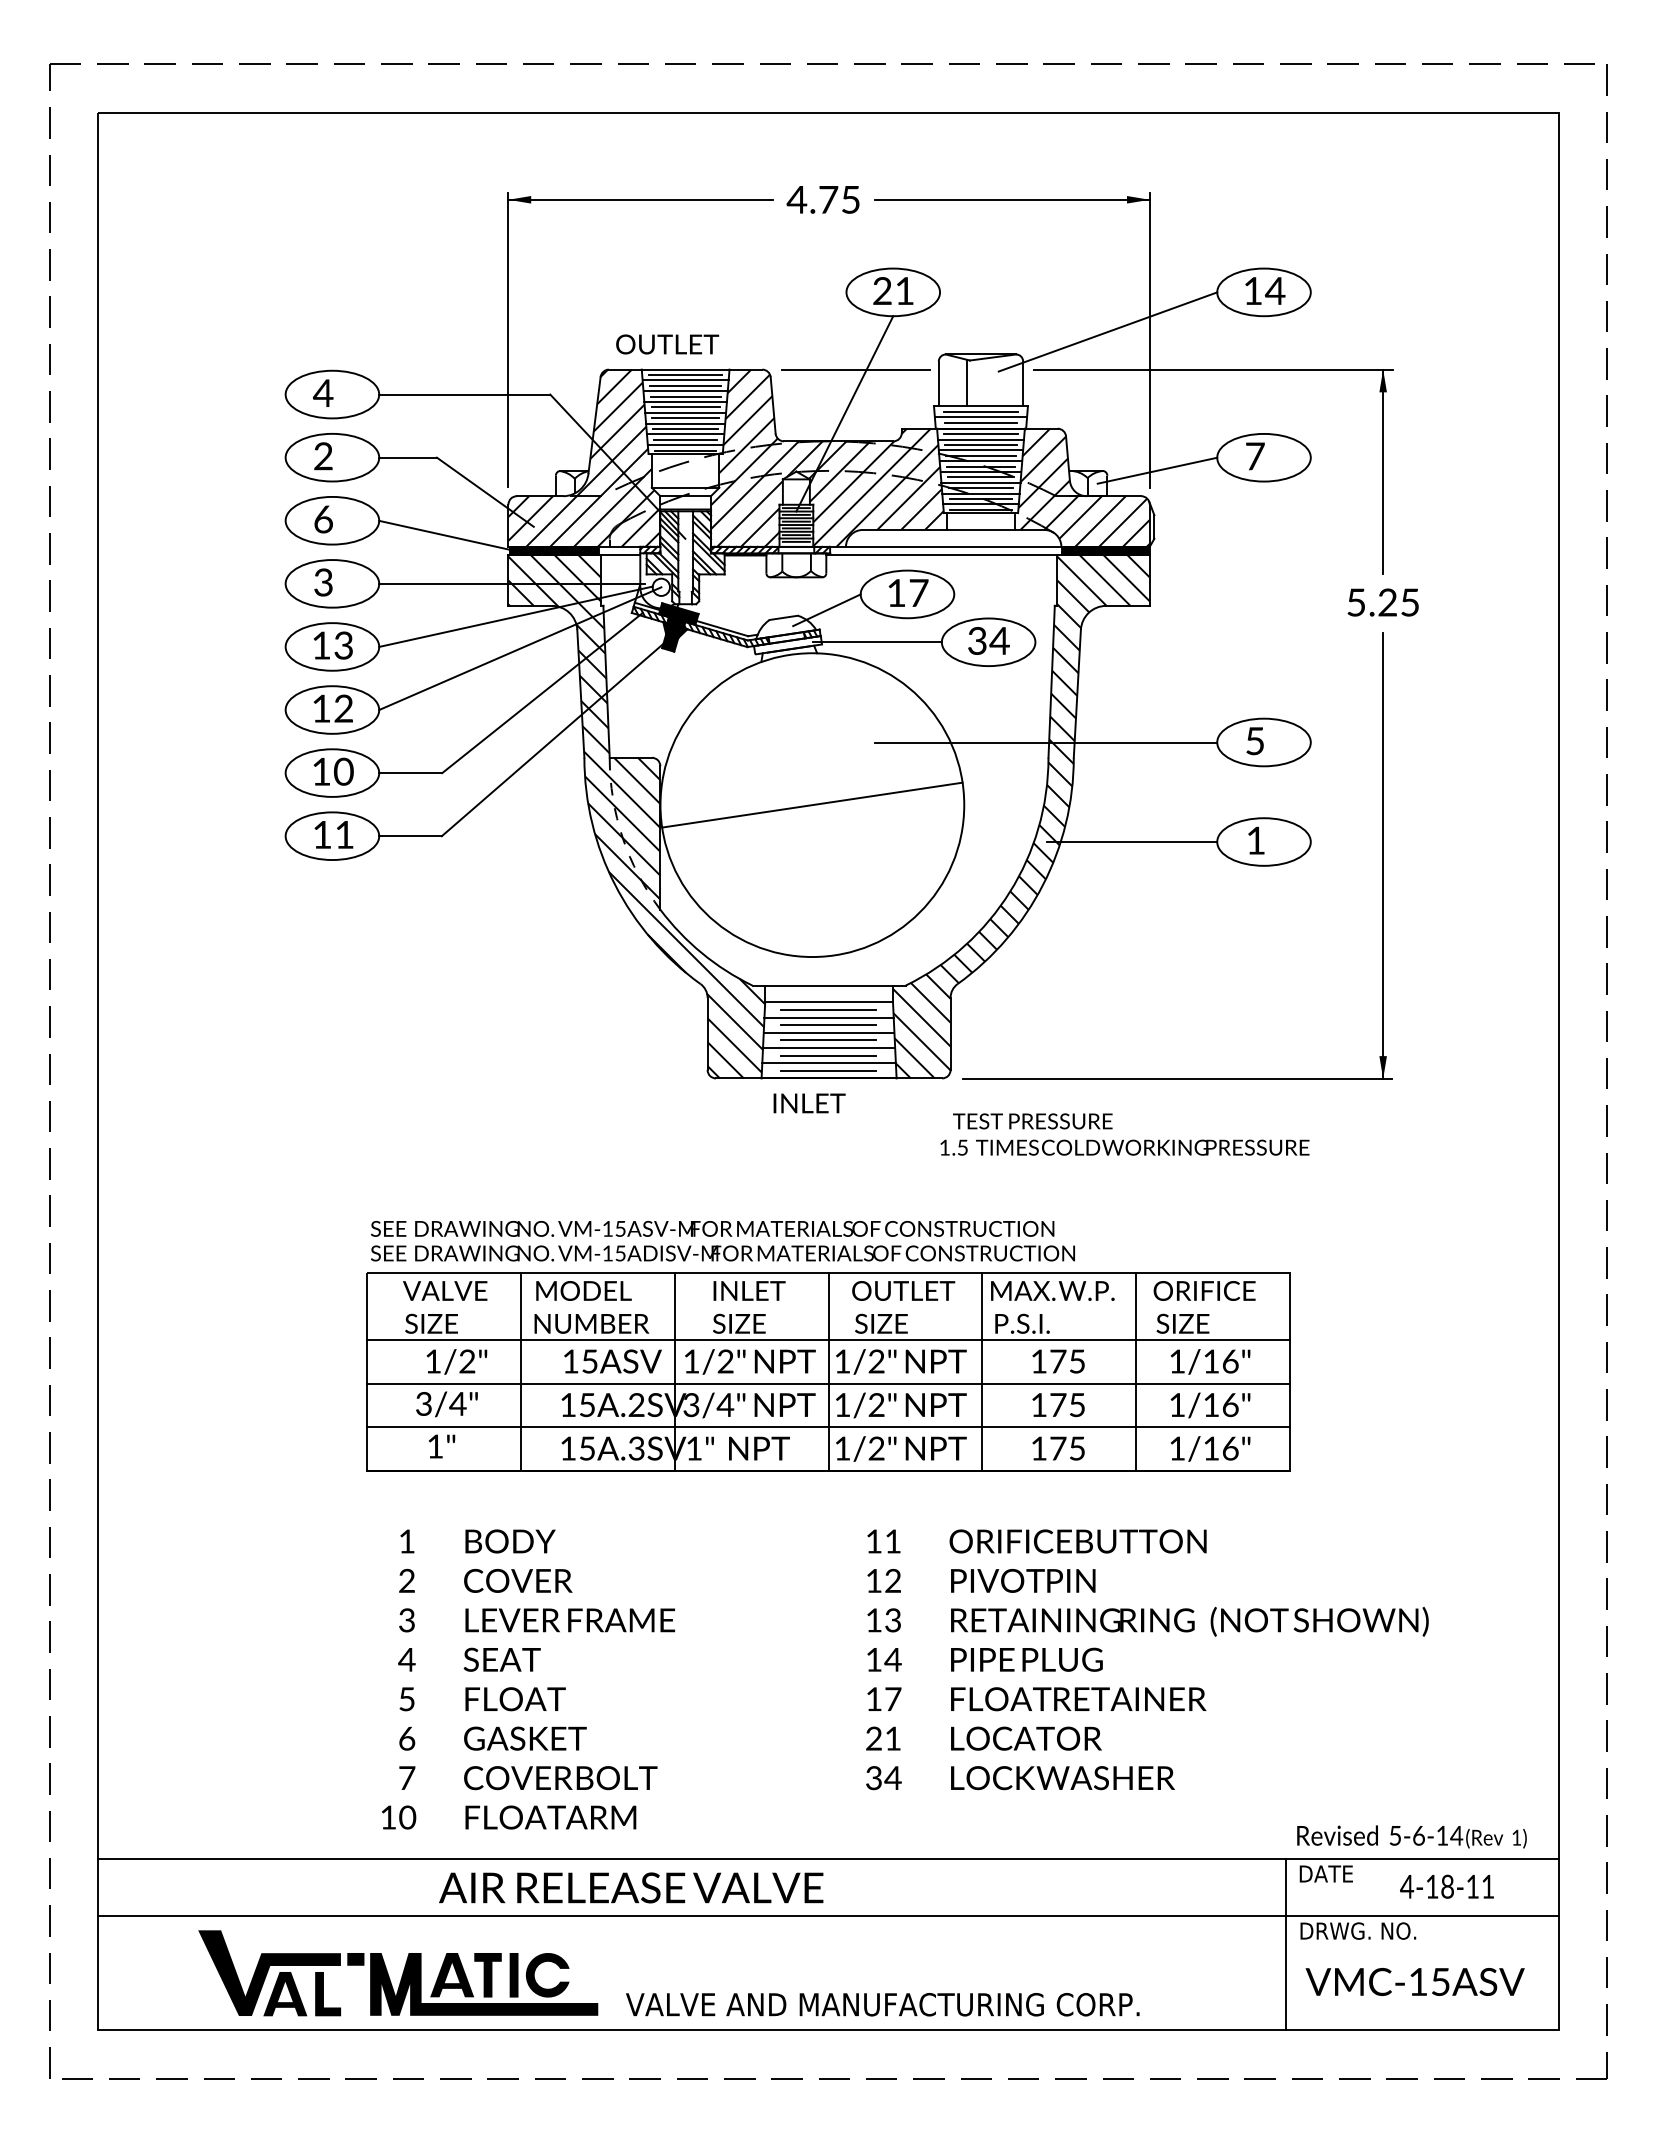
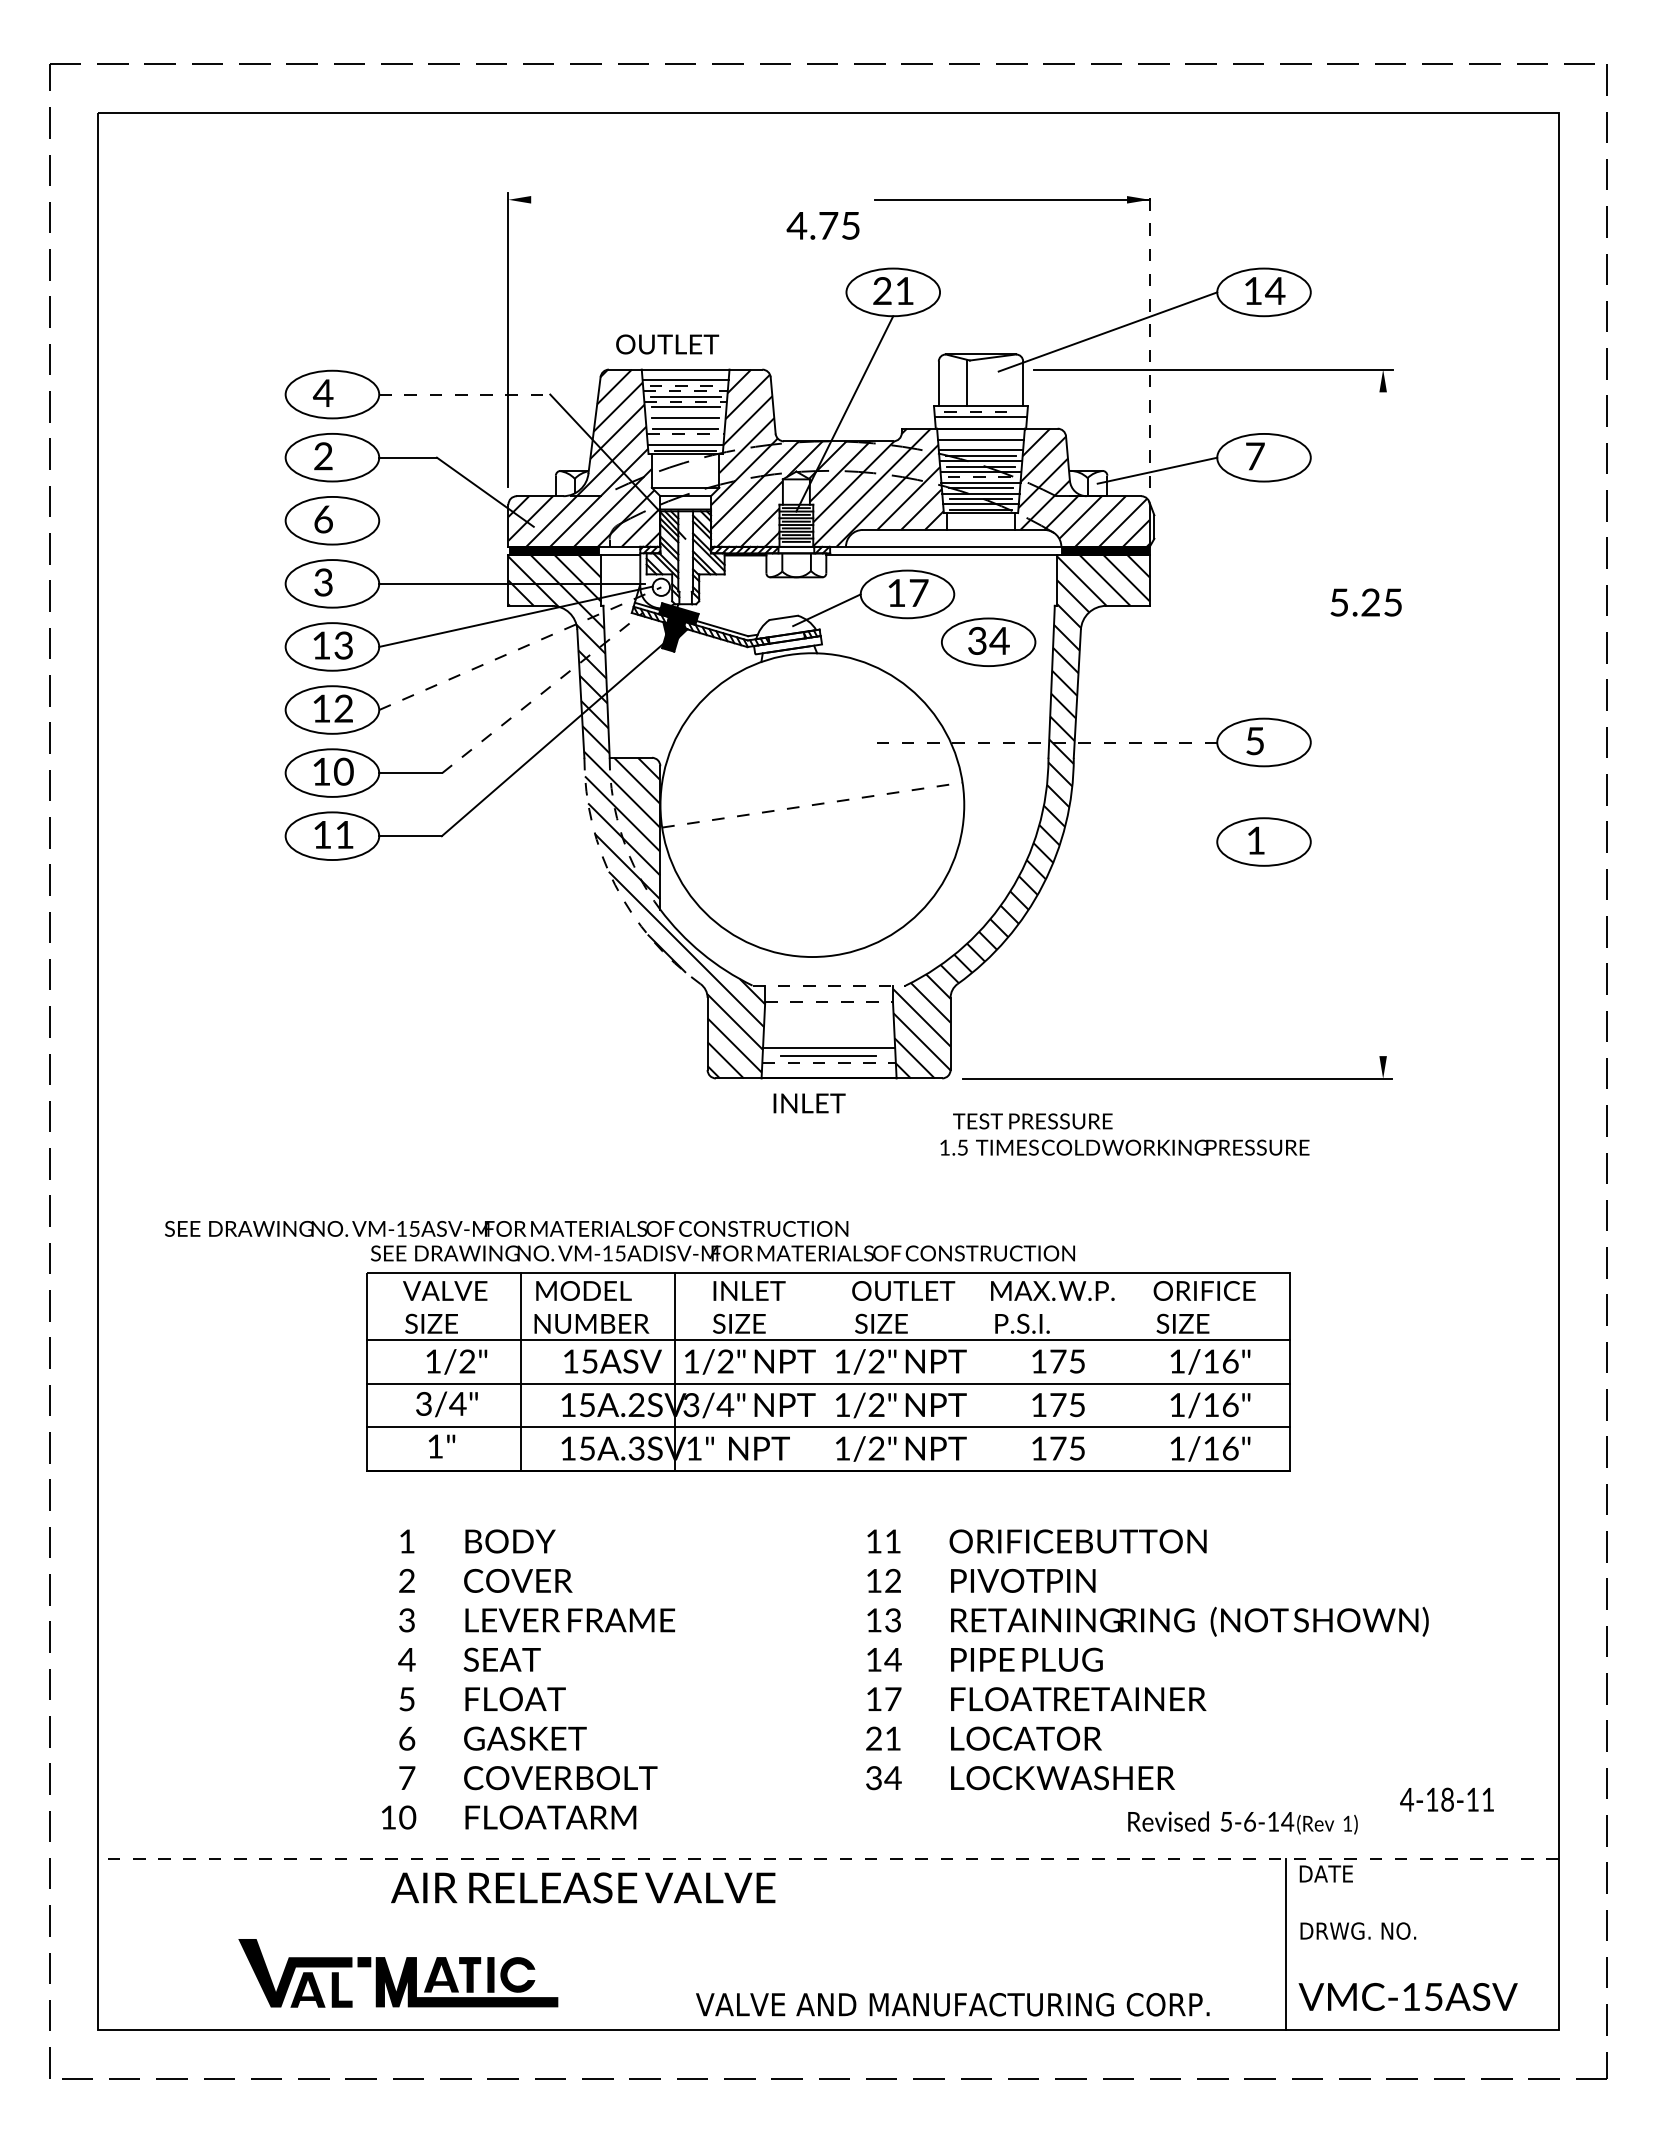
line: present -> none (640, 199)
text position: (822, 199) -> (822, 225) (822, 225)
line: solid -> dashed (1149, 340)
line: present -> none (855, 369)
line: present -> none (685, 375)
line: solid -> dashed (685, 385)
line: solid -> dashed (686, 391)
line: solid -> dashed (464, 394)
line: solid -> dashed (686, 402)
line: present -> none (685, 412)
line: solid -> dashed (980, 412)
line: present -> none (980, 422)
line: present -> none (685, 423)
line: solid -> dashed (685, 434)
line: present -> none (980, 434)
line: present -> none (685, 439)
line: present -> none (980, 444)
line: present -> none (1383, 471)
line: solid -> dashed (981, 477)
line: present -> none (446, 535)
text position: (1382, 602) -> (1365, 602) (1365, 602)
line: present -> none (876, 642)
line: solid -> dashed (520, 648)
line: solid -> dashed (542, 692)
line: solid -> dashed (1045, 742)
line: solid -> dashed (812, 805)
line: present -> none (1131, 842)
line: present -> none (1383, 855)
arc: solid -> dashed (615, 884)
line: solid -> dashed (829, 985)
line: solid -> dashed (829, 1002)
line: present -> none (828, 1010)
line: present -> none (828, 1017)
line: present -> none (828, 1025)
line: present -> none (828, 1032)
line: present -> none (828, 1040)
line: solid -> dashed (829, 1063)
line: present -> none (828, 1070)
text position: (712, 1228) -> (506, 1228) (506, 1228)
line: present -> none (828, 1371)
line: present -> none (982, 1371)
line: present -> none (1136, 1371)
text position: (1411, 1836) -> (1242, 1822) (1242, 1822)
line: solid -> dashed (828, 1858)
text position: (1446, 1886) -> (1446, 1799) (1446, 1799)
text position: (631, 1887) -> (583, 1887) (583, 1887)
line: present -> none (828, 1916)
part size: 401x87 px -> 321x69 px (398, 1973)
text position: (1414, 1981) -> (1407, 1996) (1407, 1996)
text position: (882, 2004) -> (952, 2004) (952, 2004)
